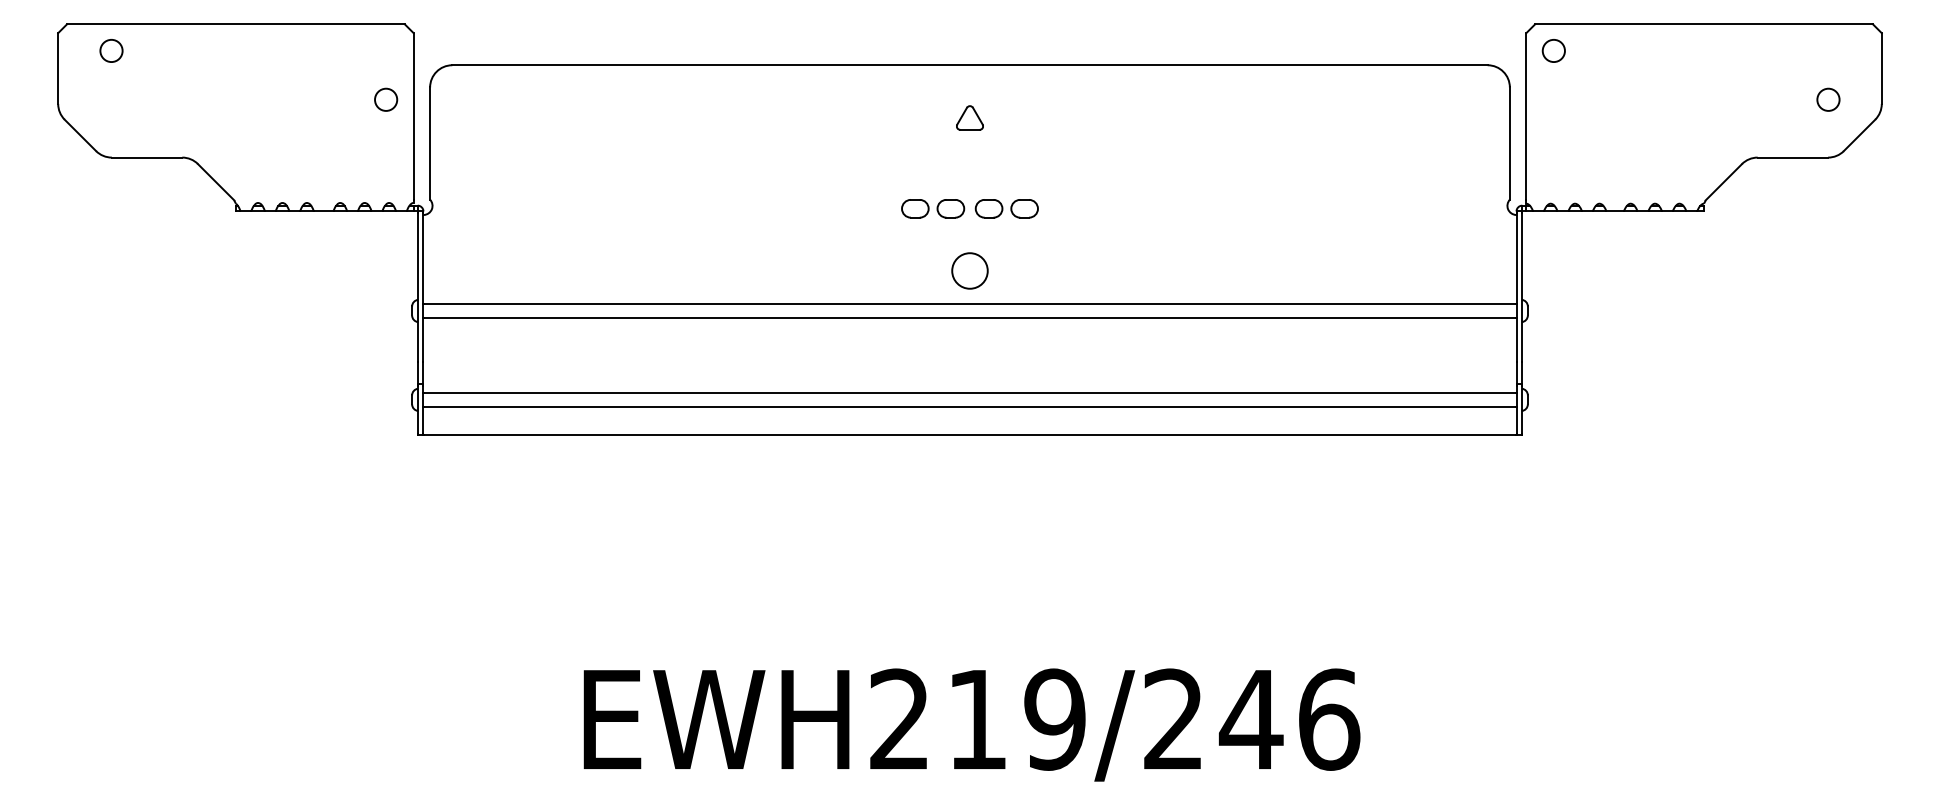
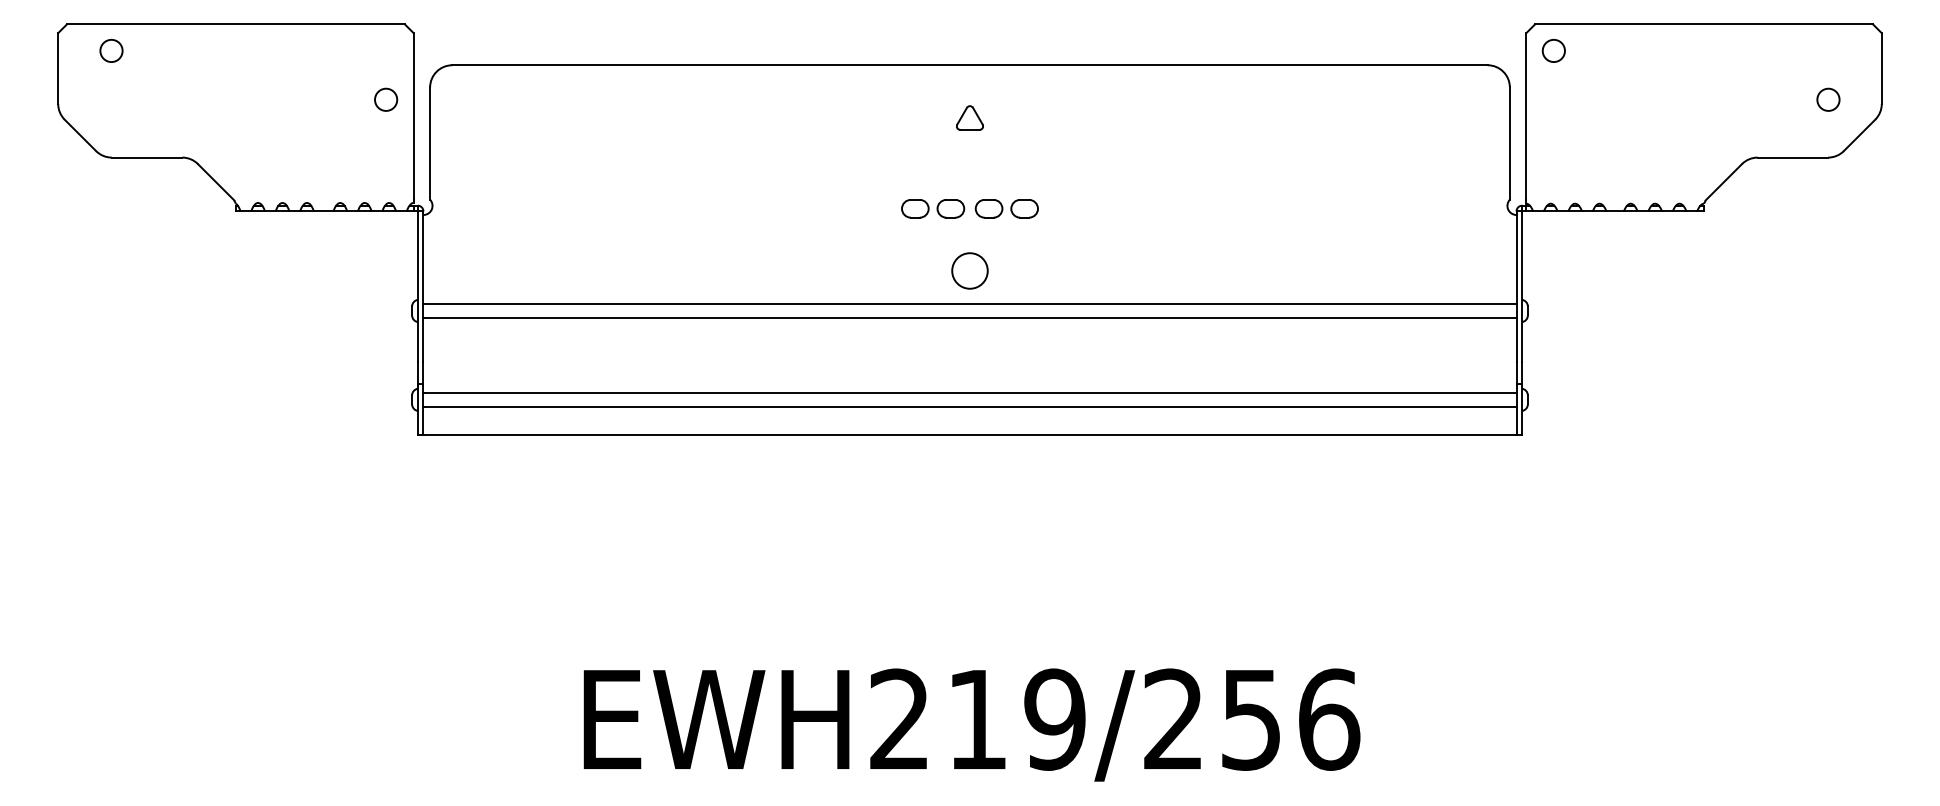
text: EWH219/246 -> EWH219/256 (1250, 720)
